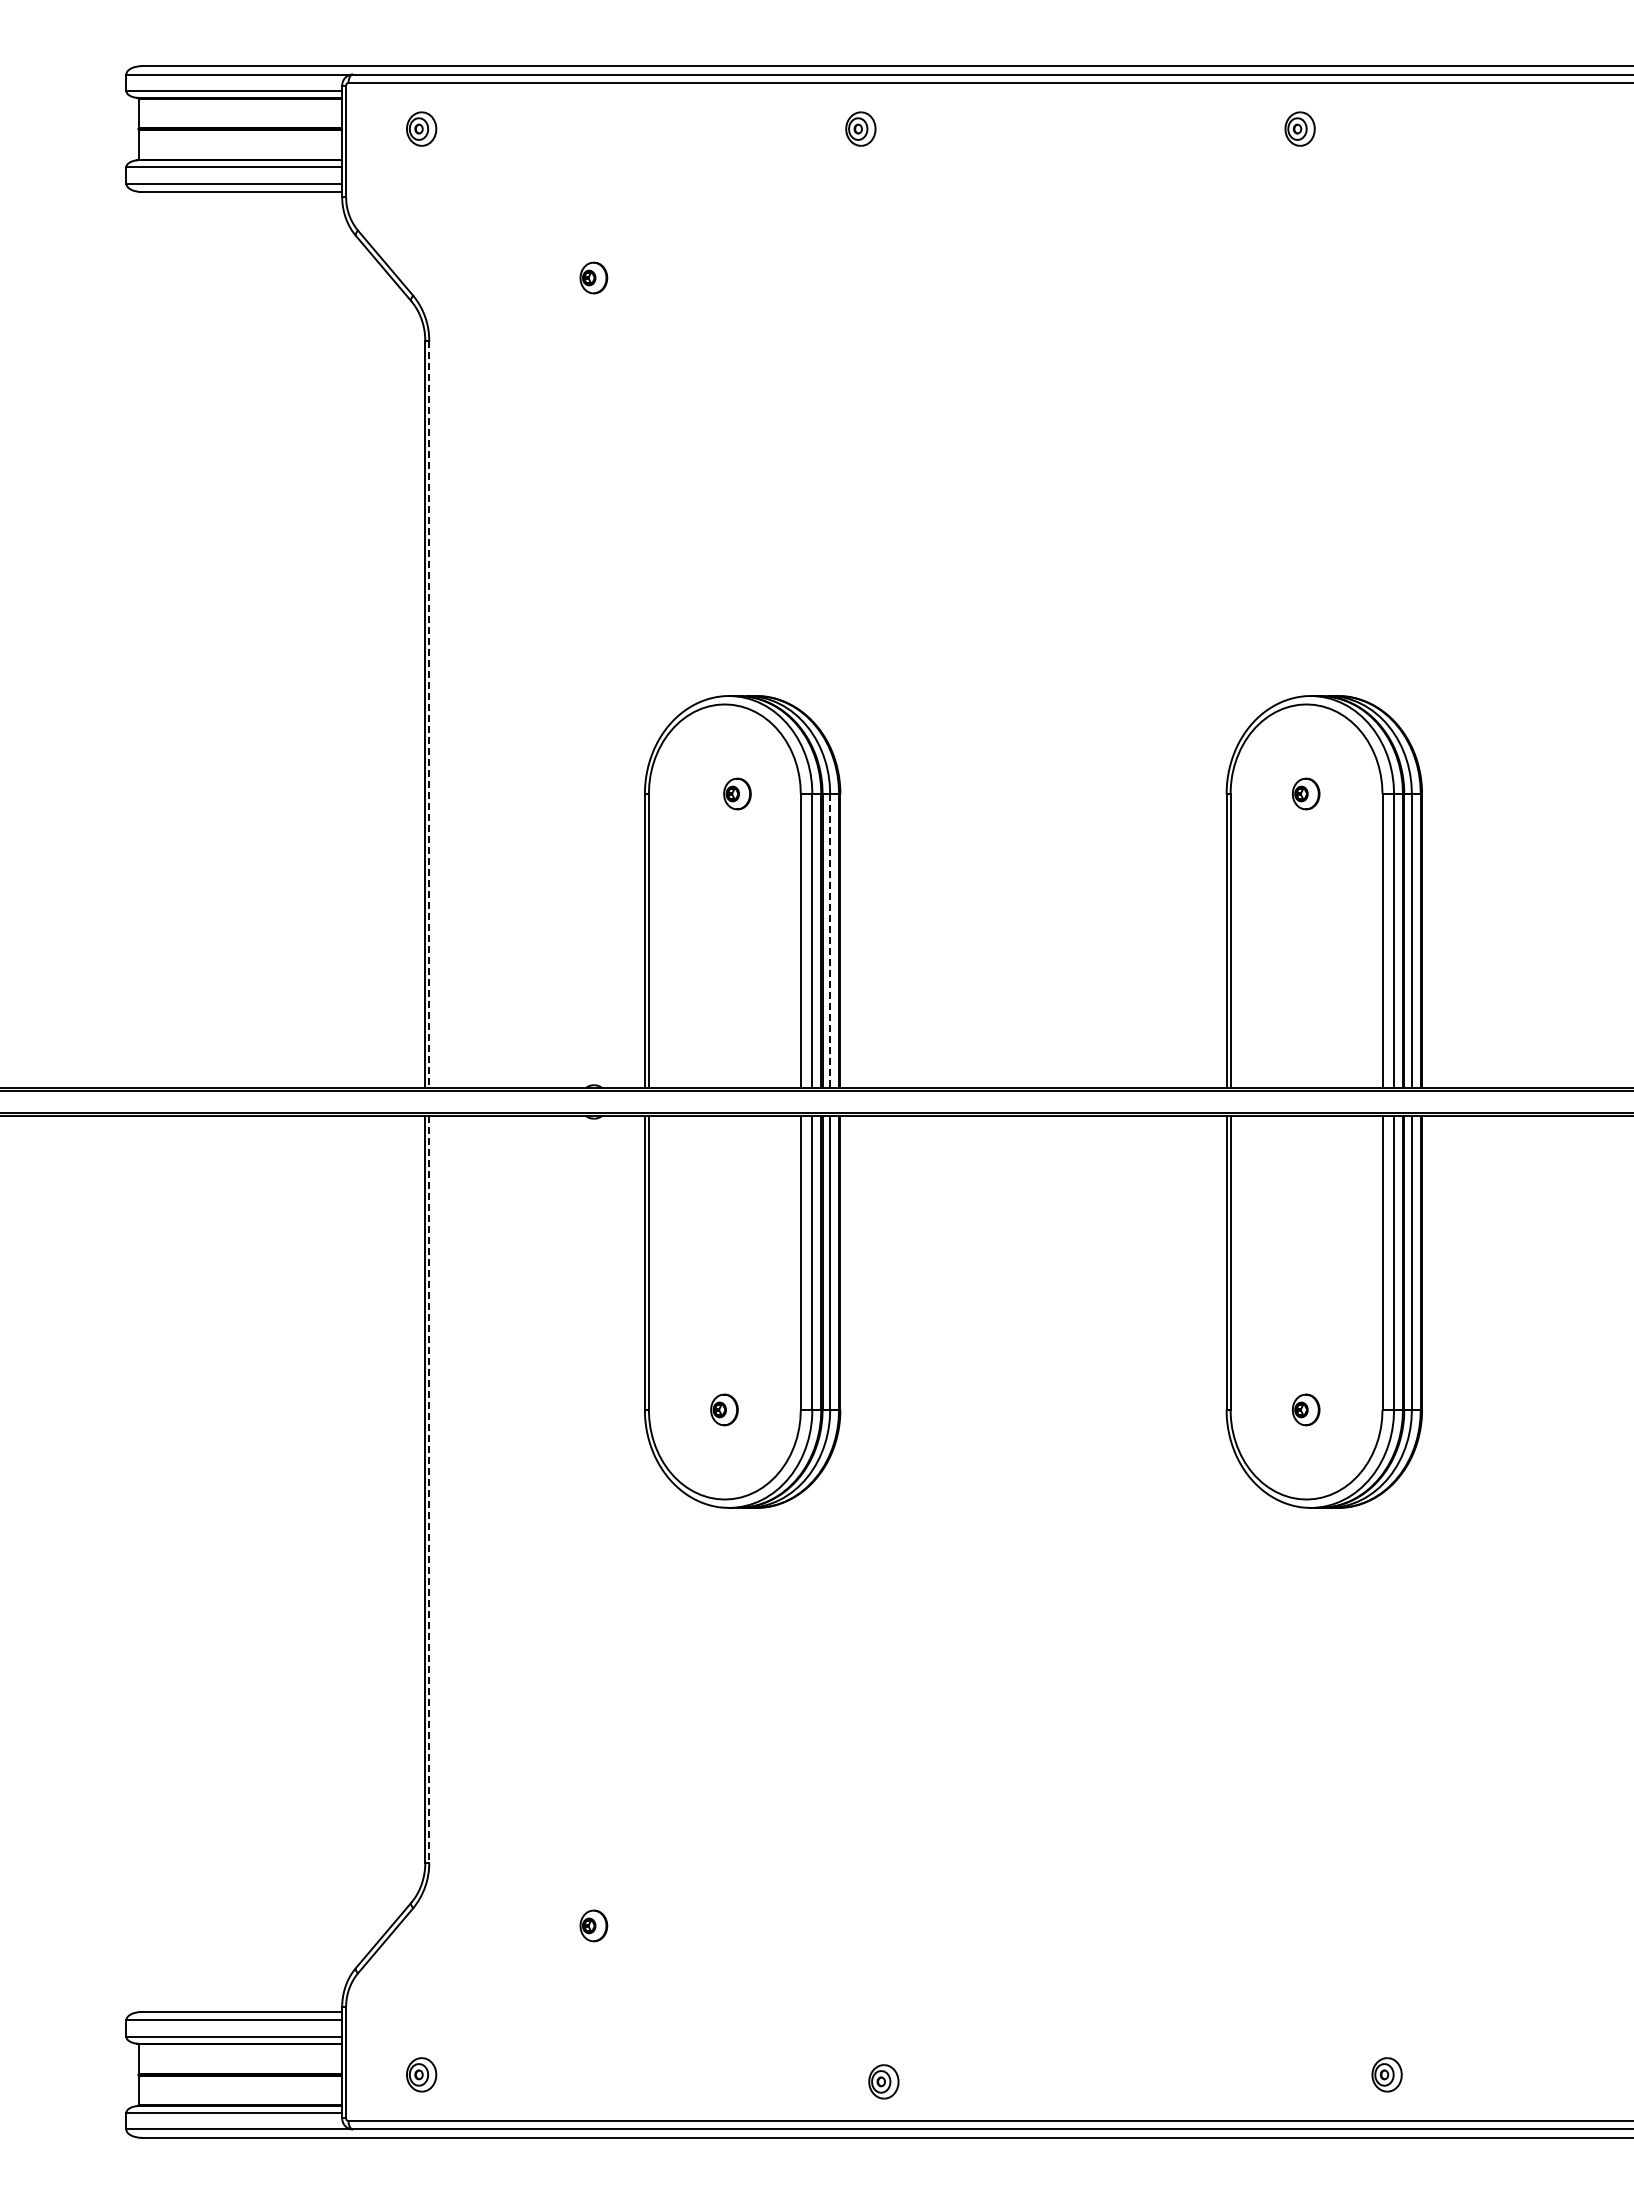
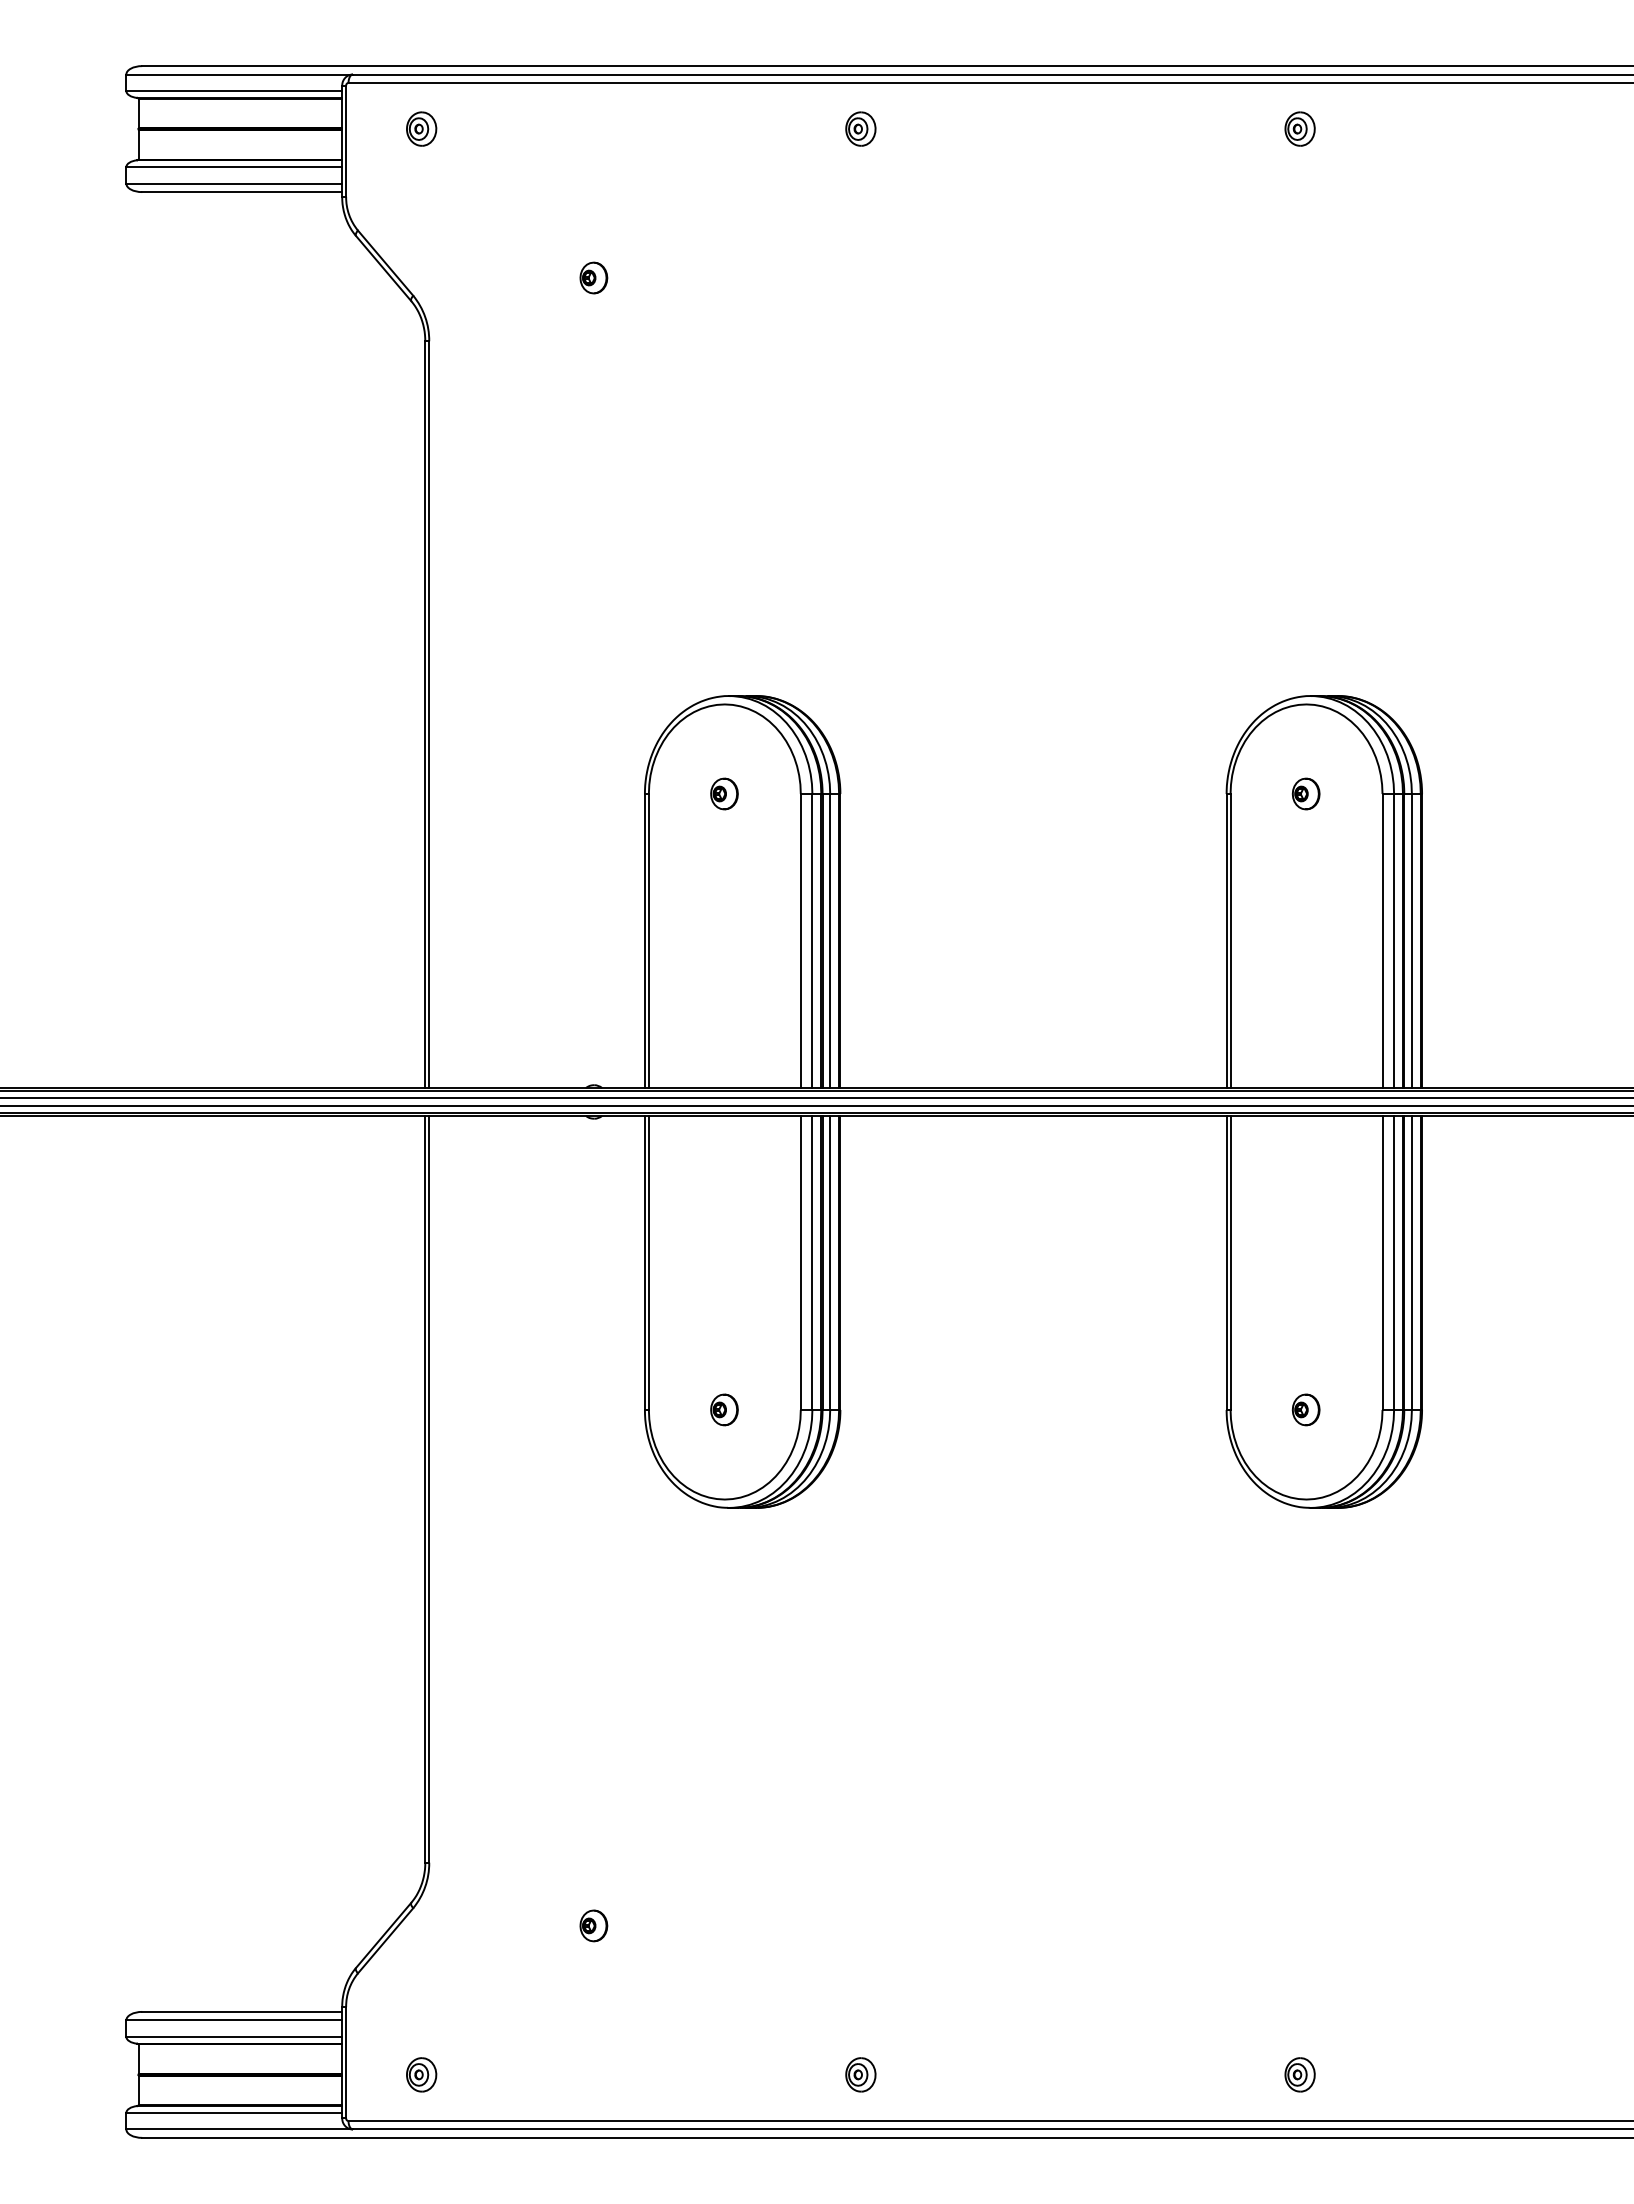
line: dashed -> solid (429, 715)
part position: (737, 793) -> (724, 793) (724, 793)
line: dashed -> solid (830, 941)
line: none -> present (816, 1098)
line: none -> present (816, 1105)
line: dashed -> solid (429, 1489)
part position: (1386, 2074) -> (1299, 2074) (1299, 2074)
part position: (883, 2081) -> (860, 2074) (860, 2074)
